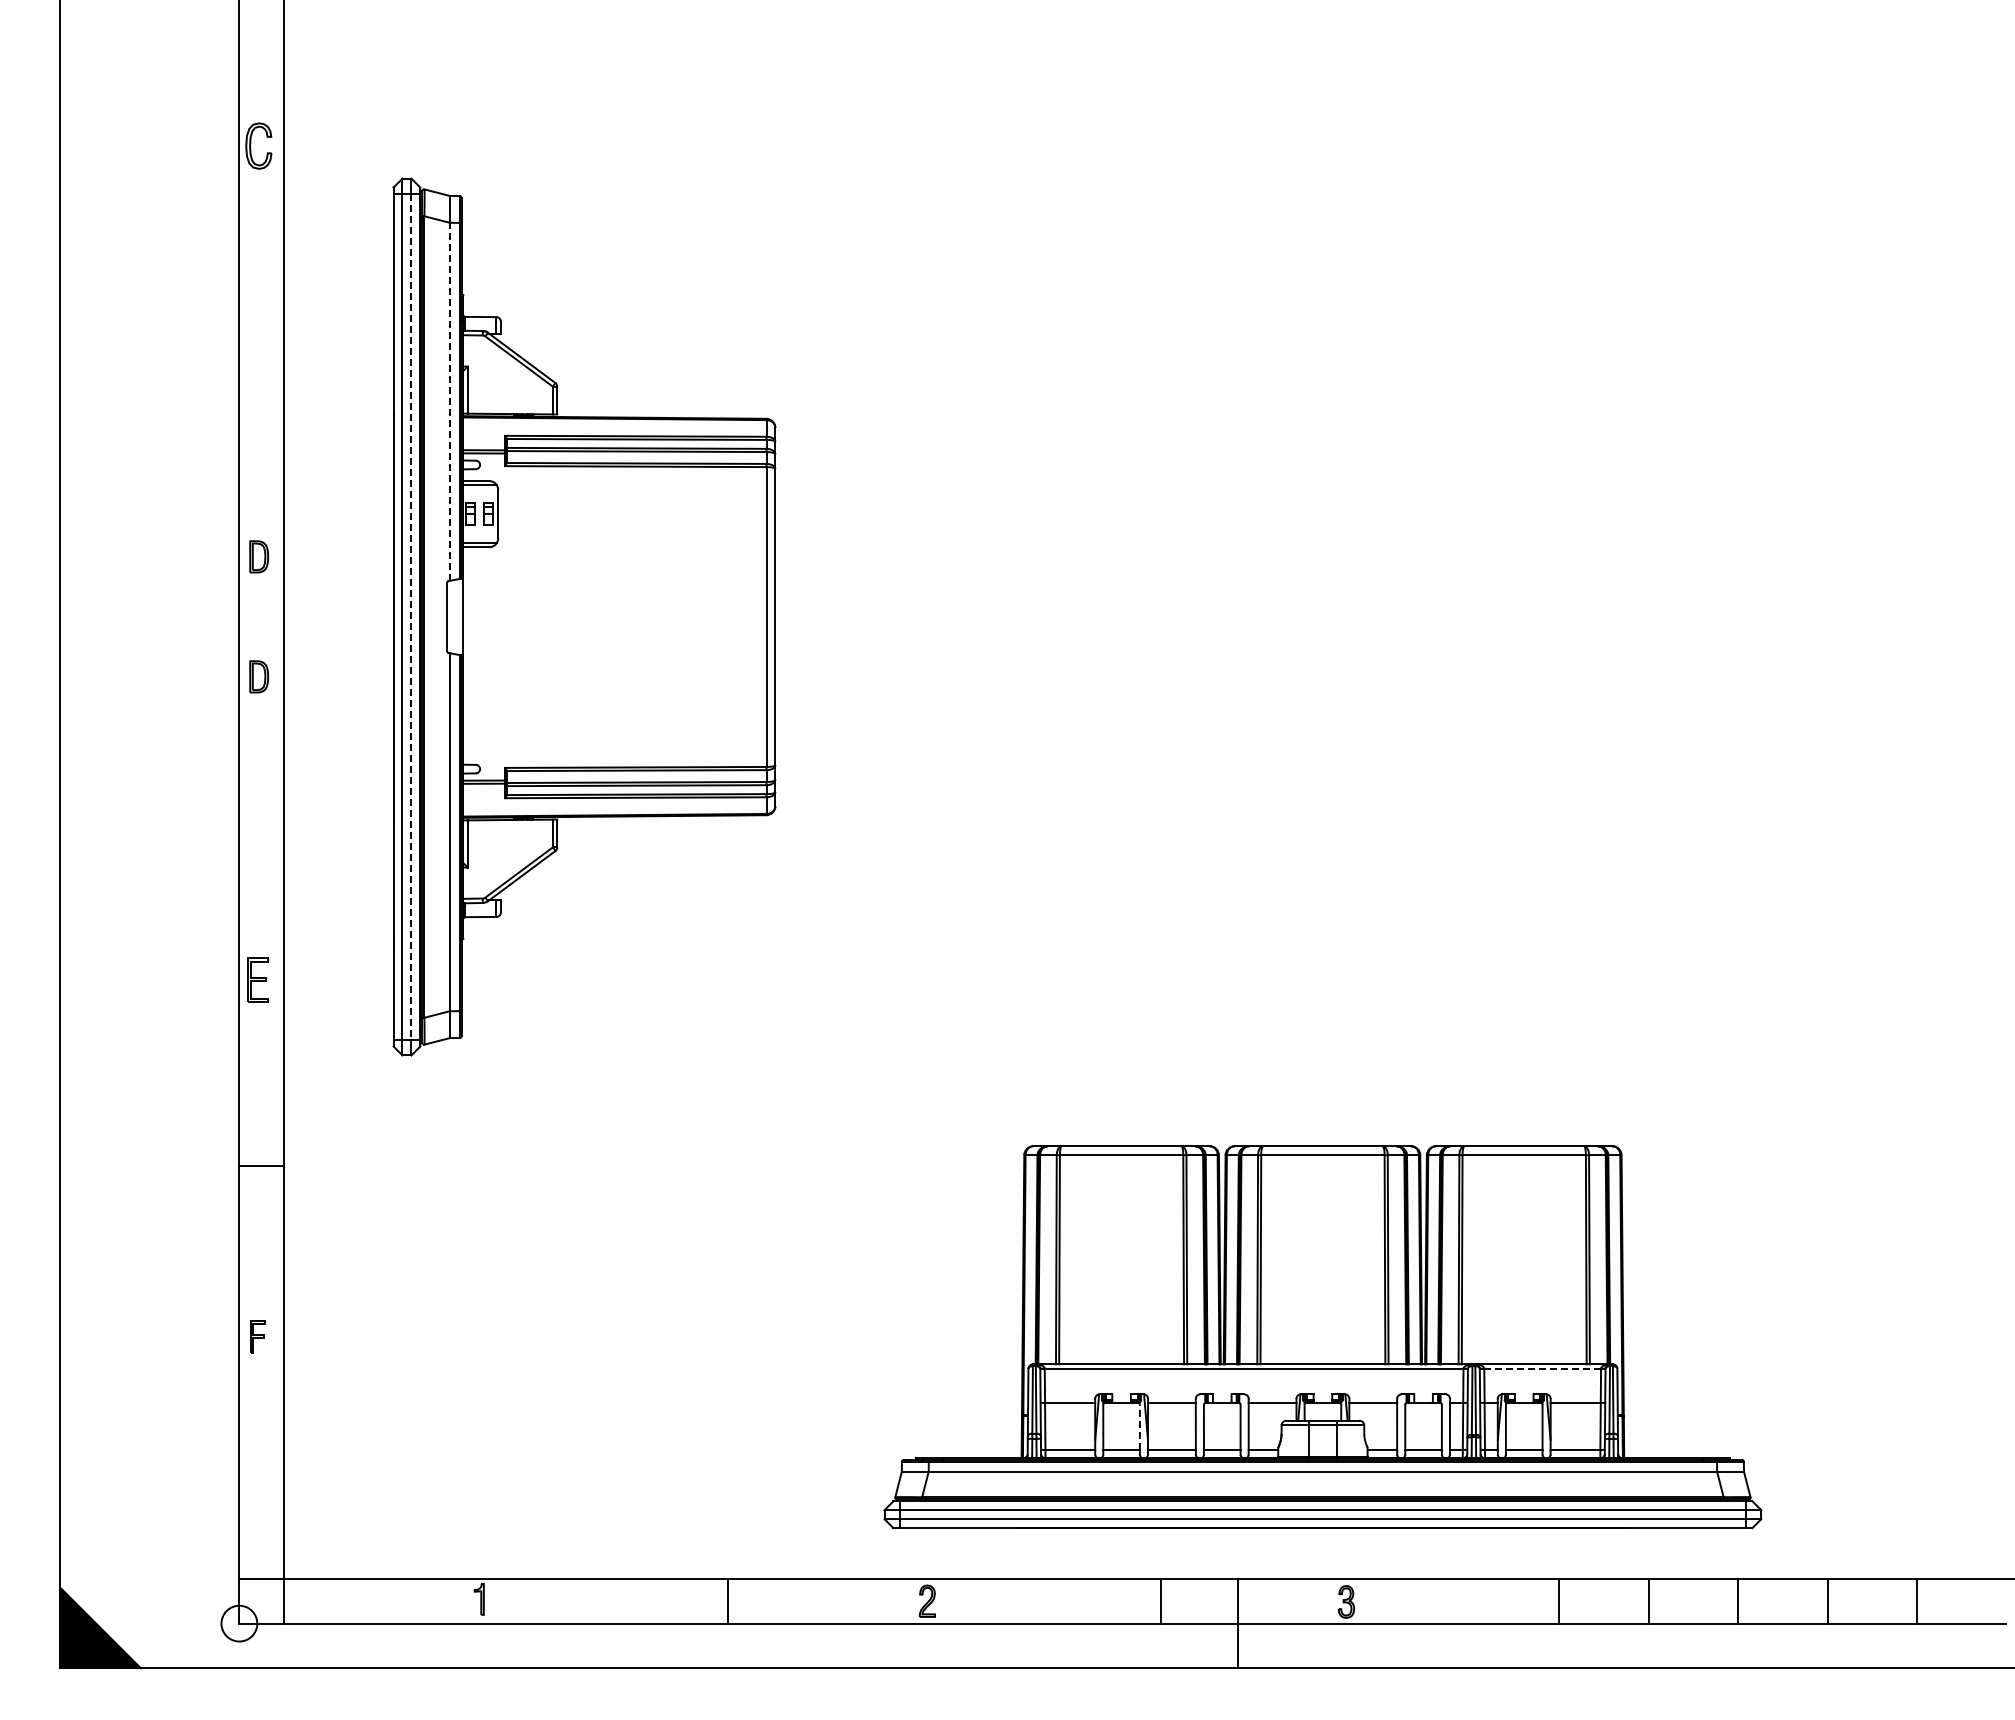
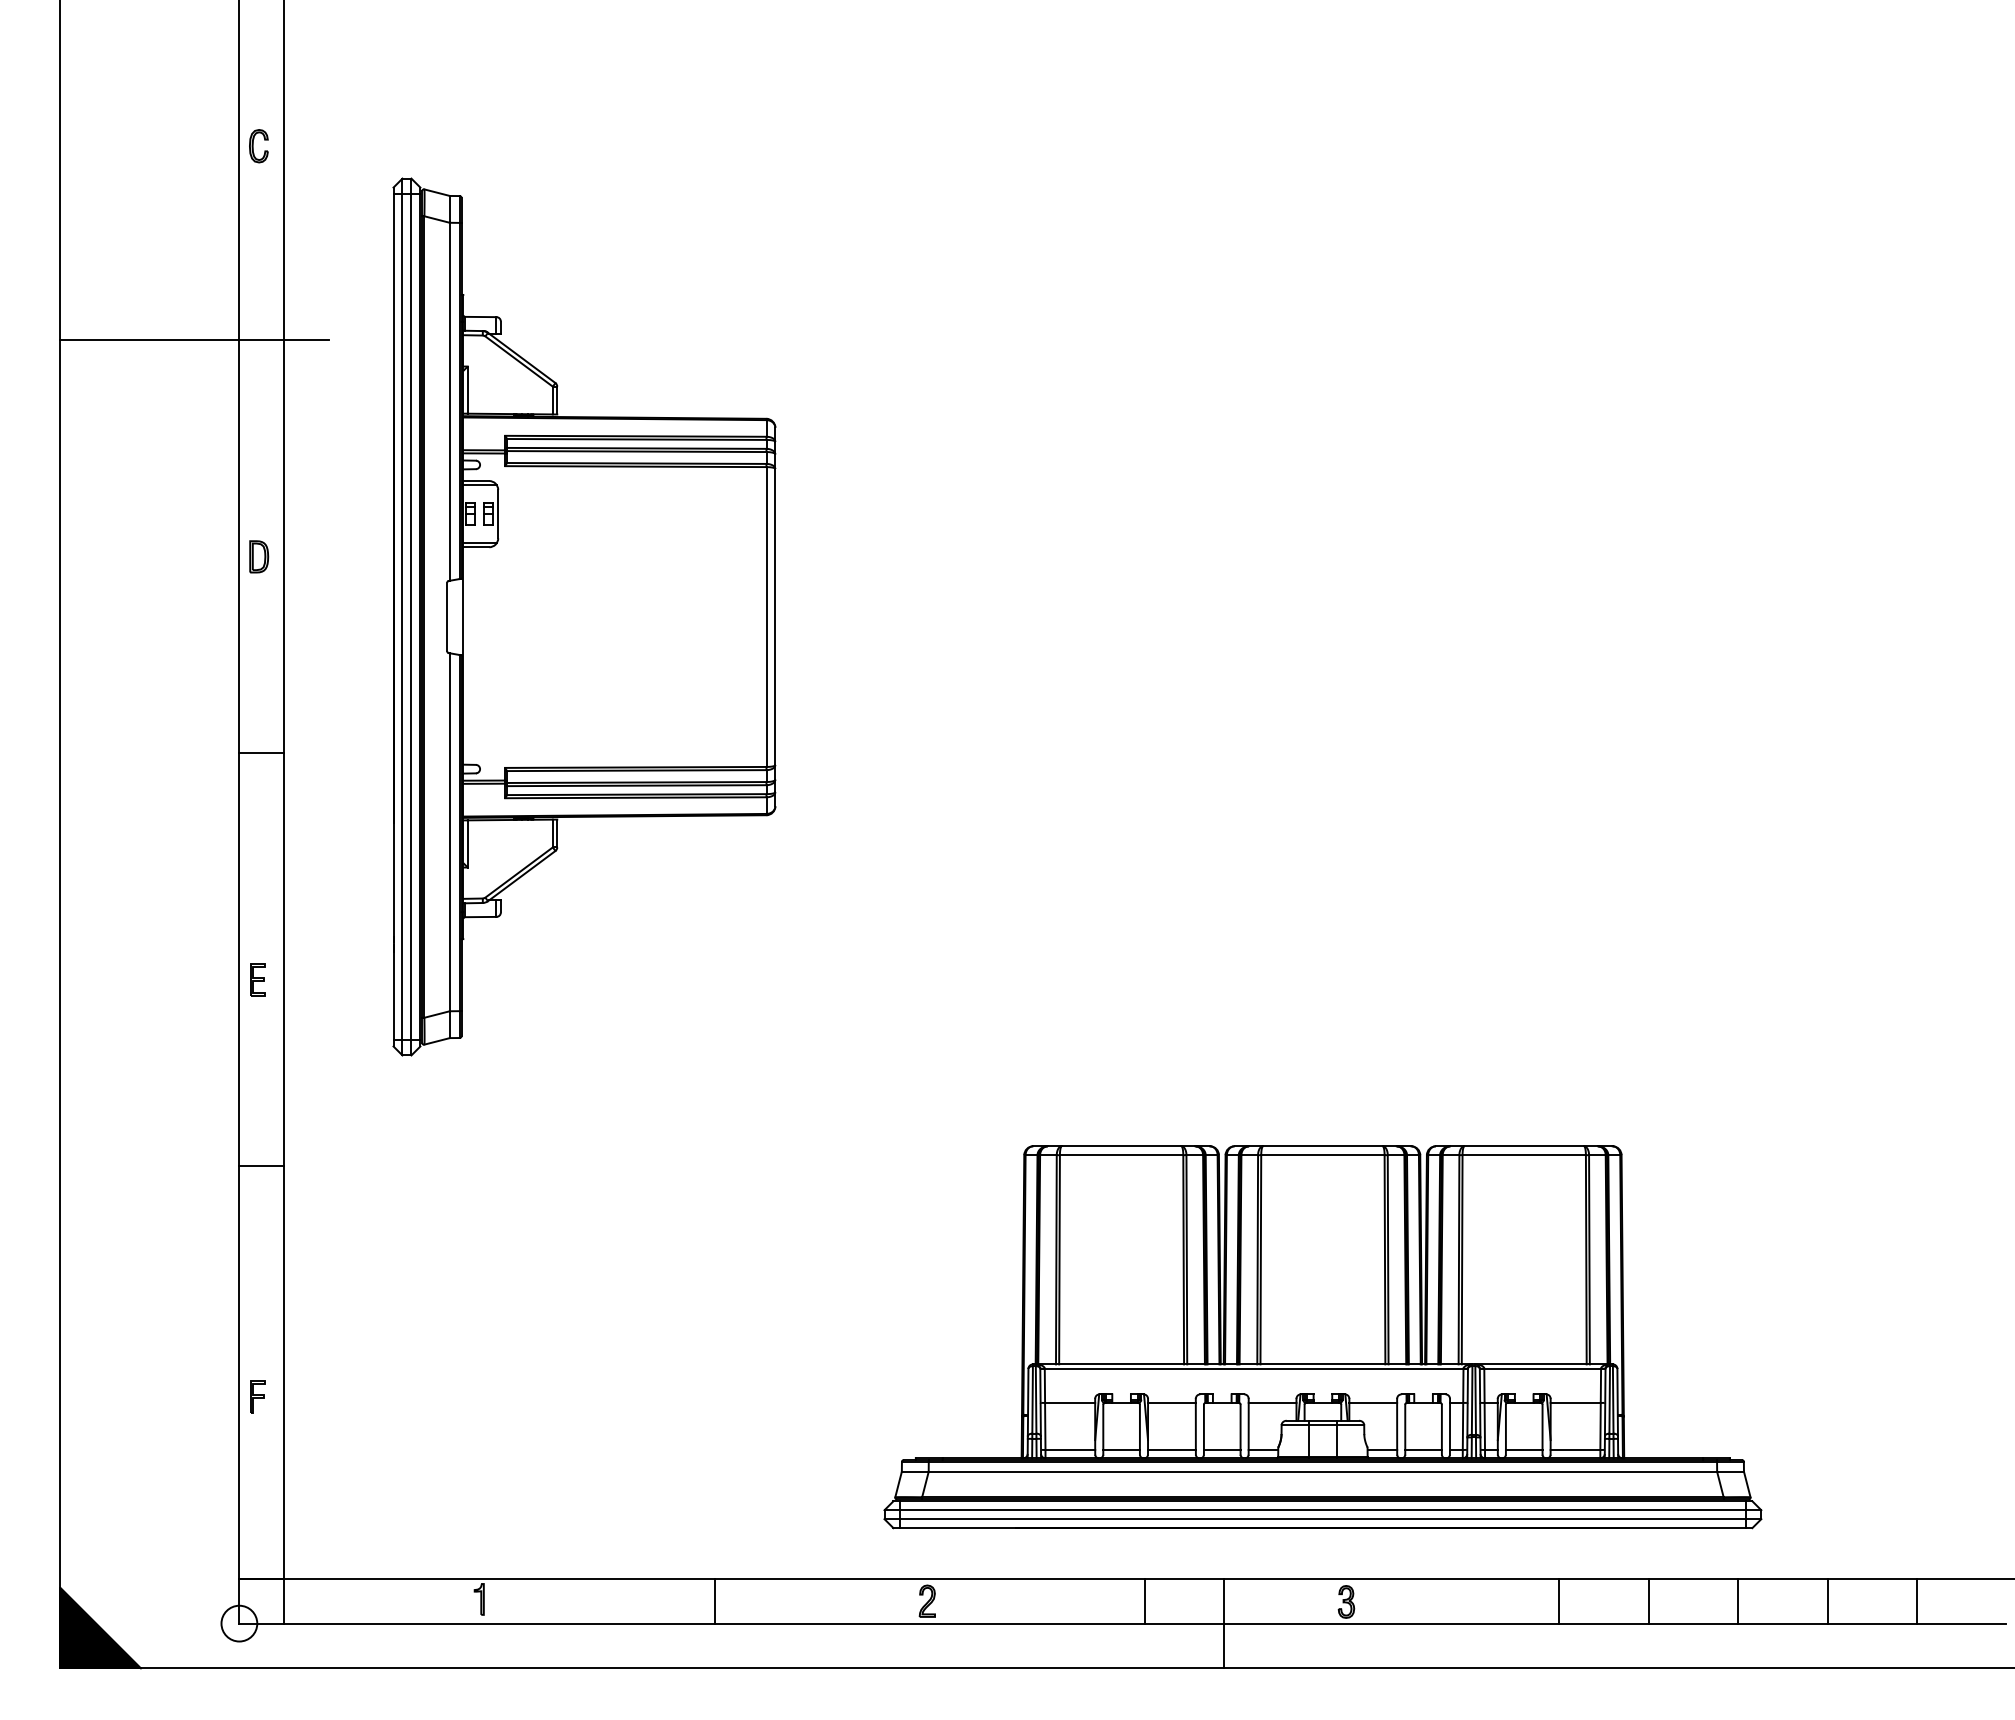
part size: 28x48 px -> 20x35 px (258, 146)
line: none -> present (194, 339)
line: dashed -> solid (449, 401)
line: dashed -> solid (411, 617)
part: present -> none (259, 676)
line: none -> present (261, 752)
part size: 22x46 px -> 16x34 px (257, 979)
part position: (257, 1336) -> (257, 1396) (257, 1396)
line: dashed -> solid (1542, 1368)
line: dashed -> solid (1139, 1427)
line position: (727, 1600) -> (714, 1600) (714, 1600)
line position: (1161, 1600) -> (1145, 1600) (1145, 1600)
line position: (1237, 1623) -> (1223, 1623) (1223, 1623)
